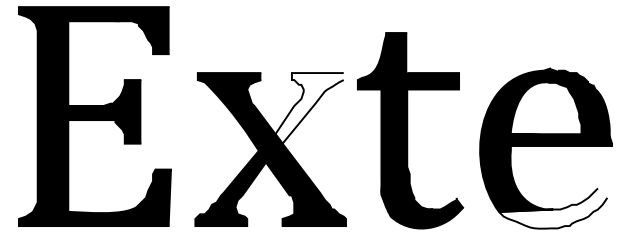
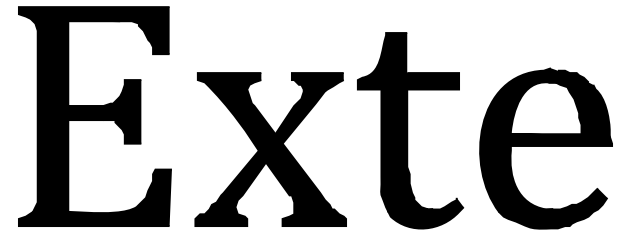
fill: none -> present (309, 108)
fill: none -> present (553, 208)
